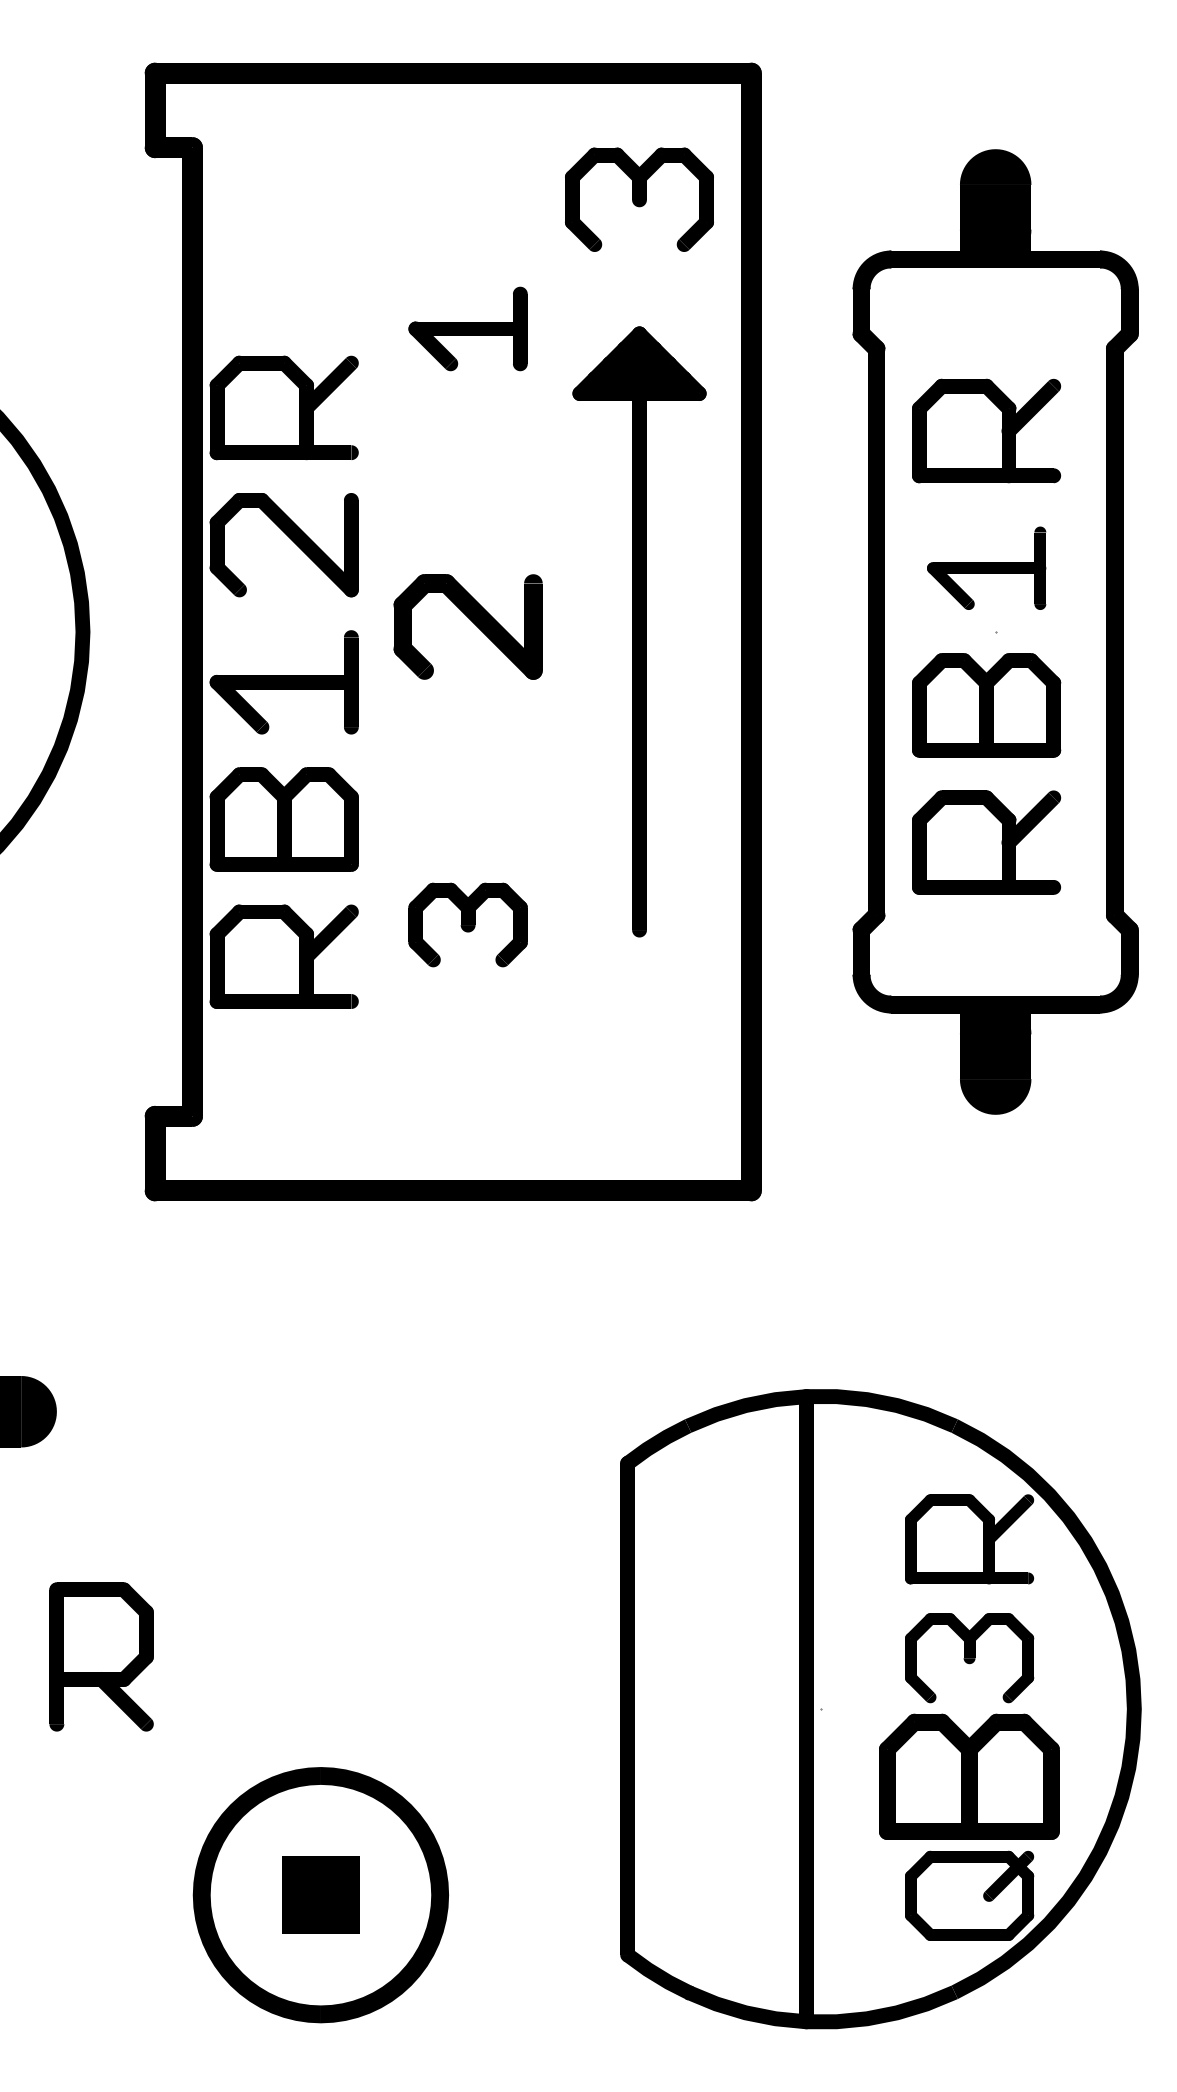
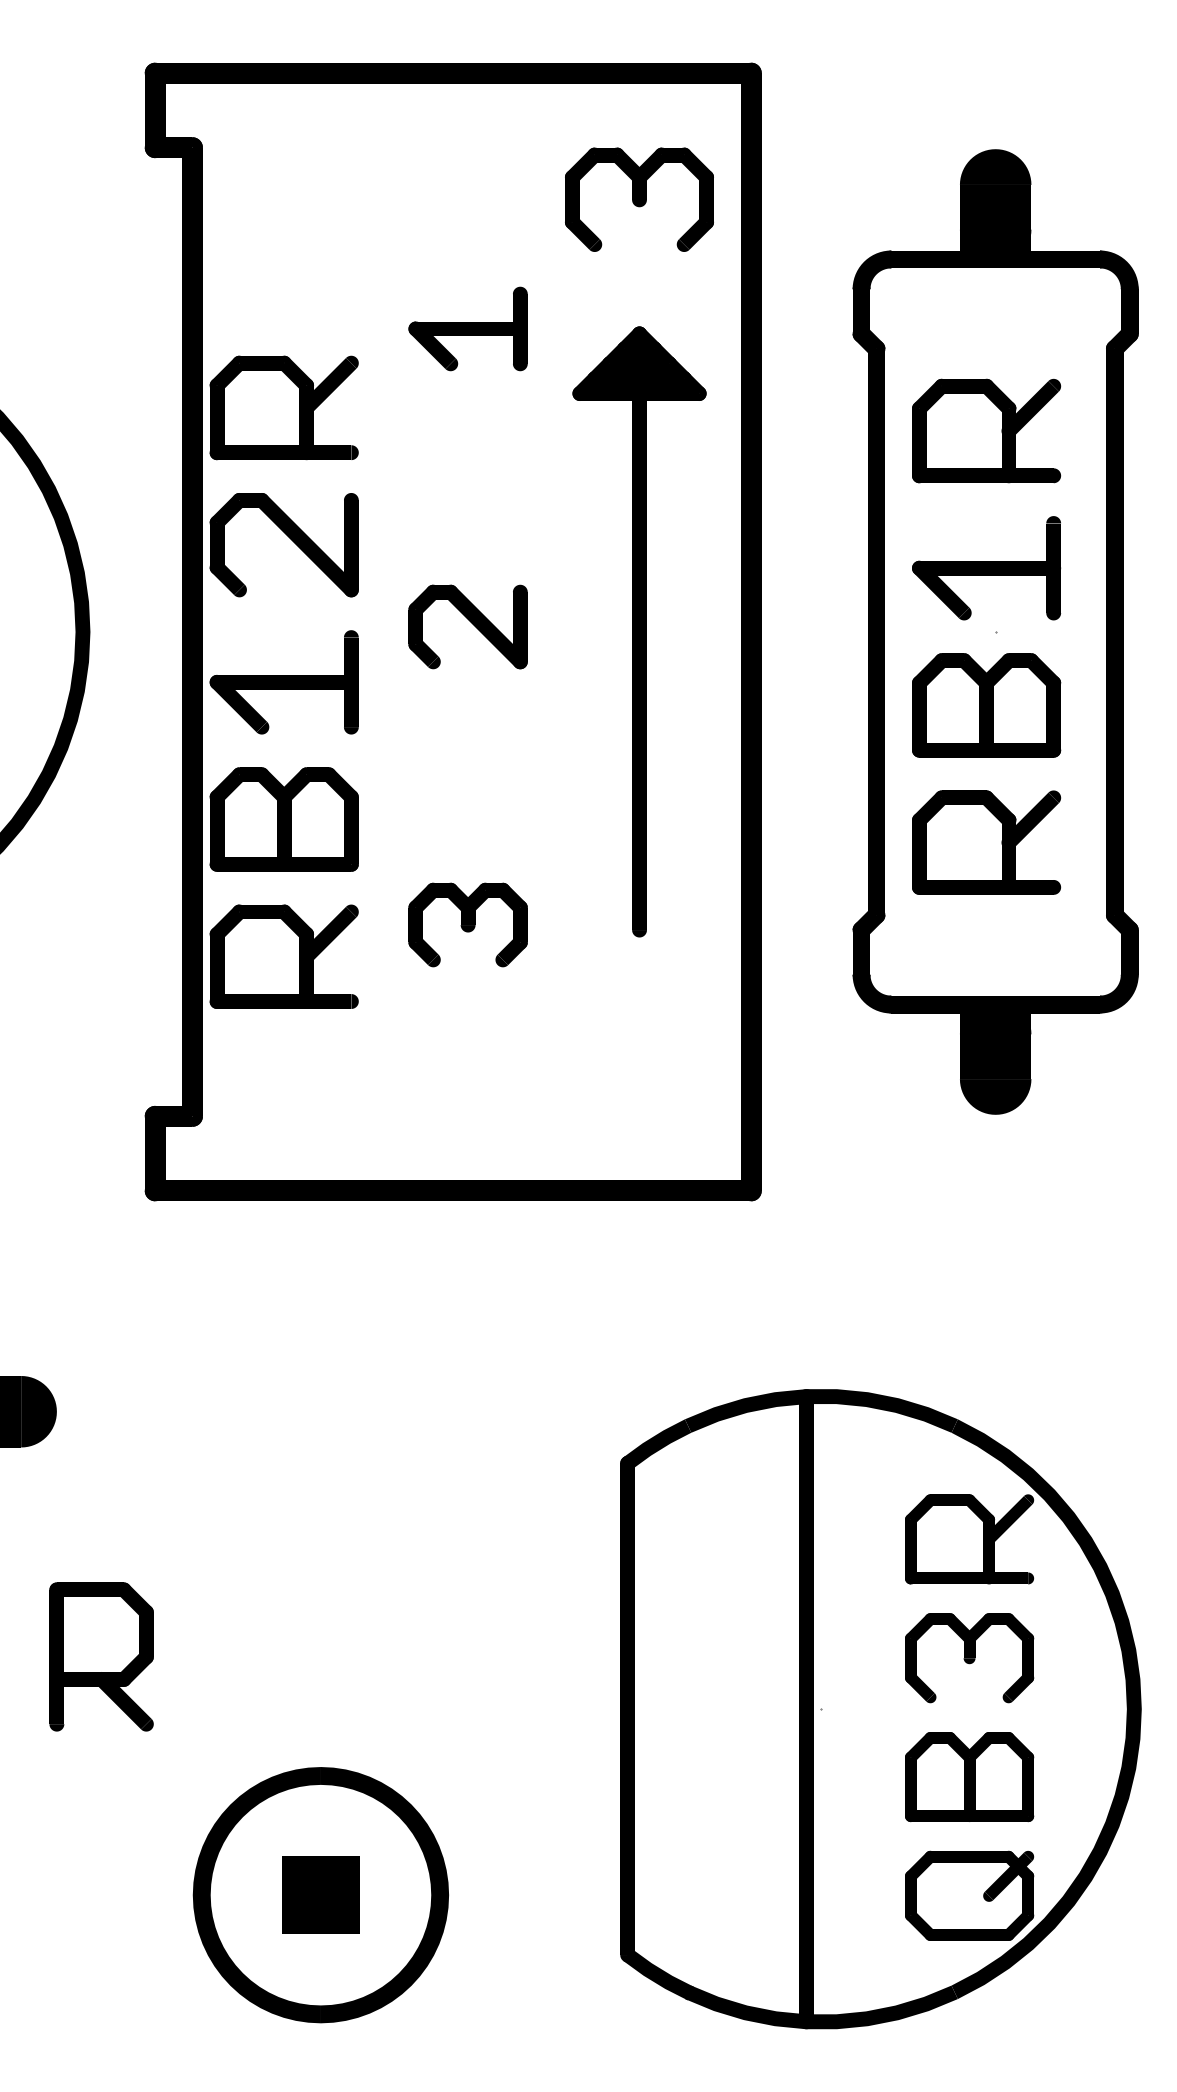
part size: 120x84 px -> 150x105 px (986, 568)
part size: 150x106 px -> 120x86 px (467, 626)
part size: 181x127 px -> 130x91 px (969, 1777)
